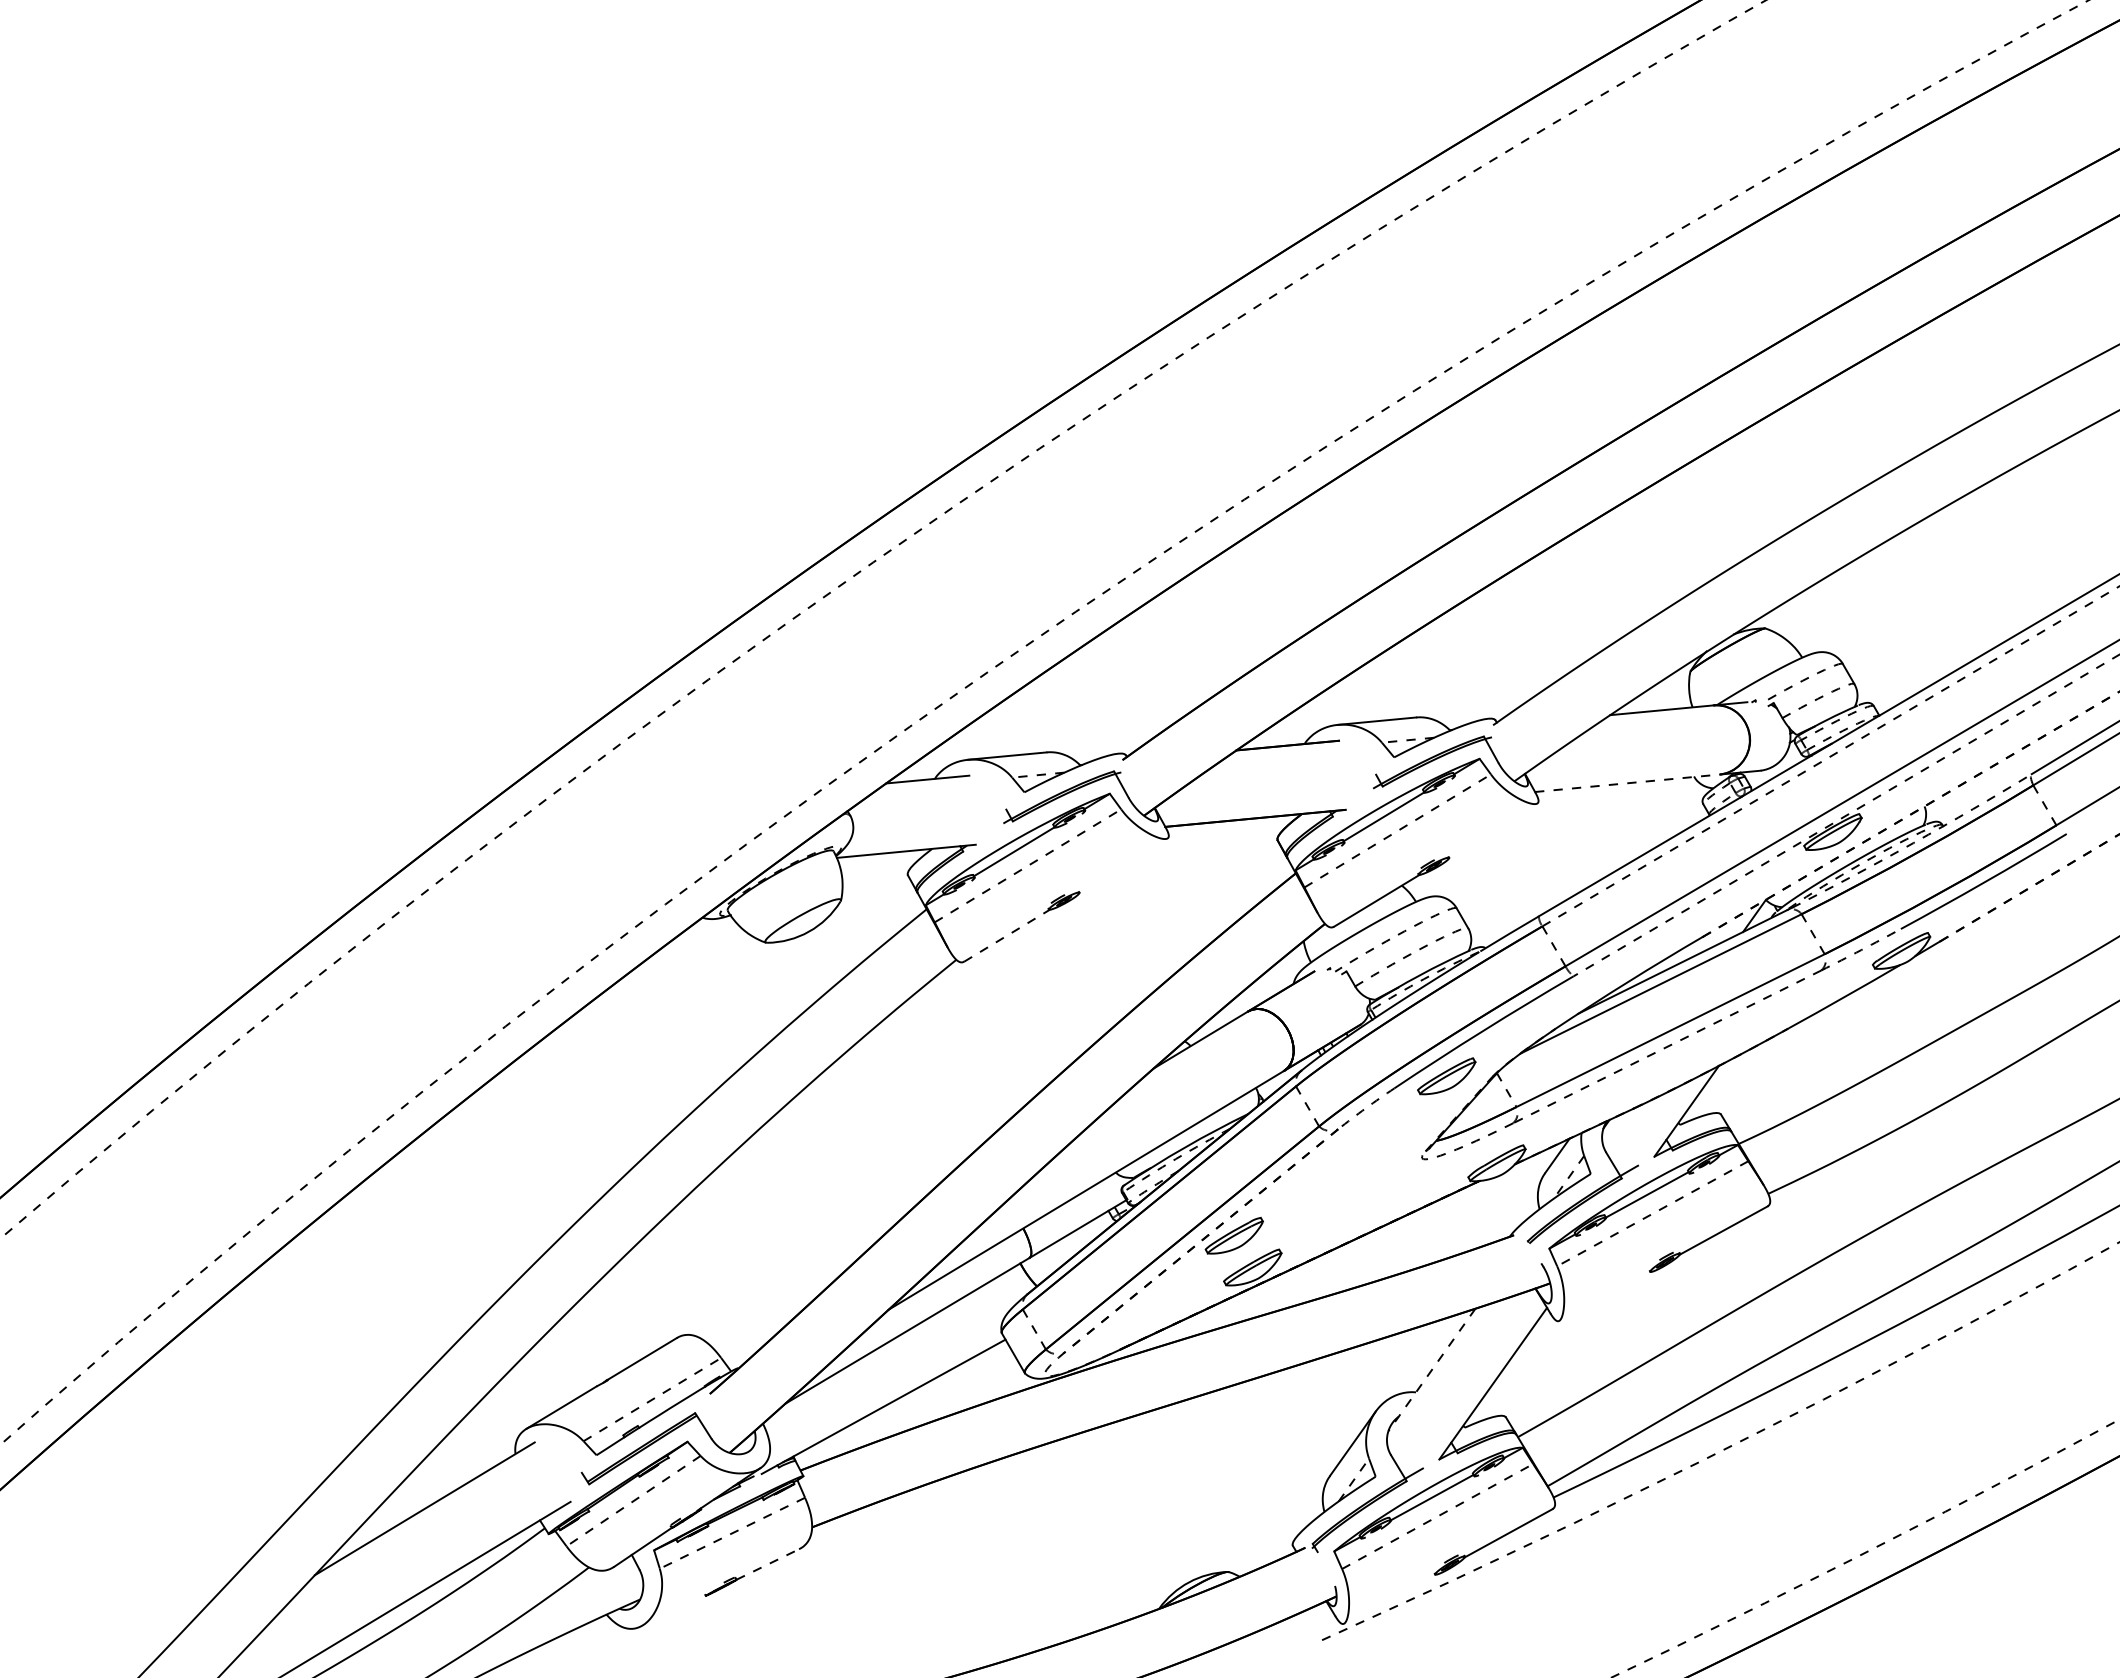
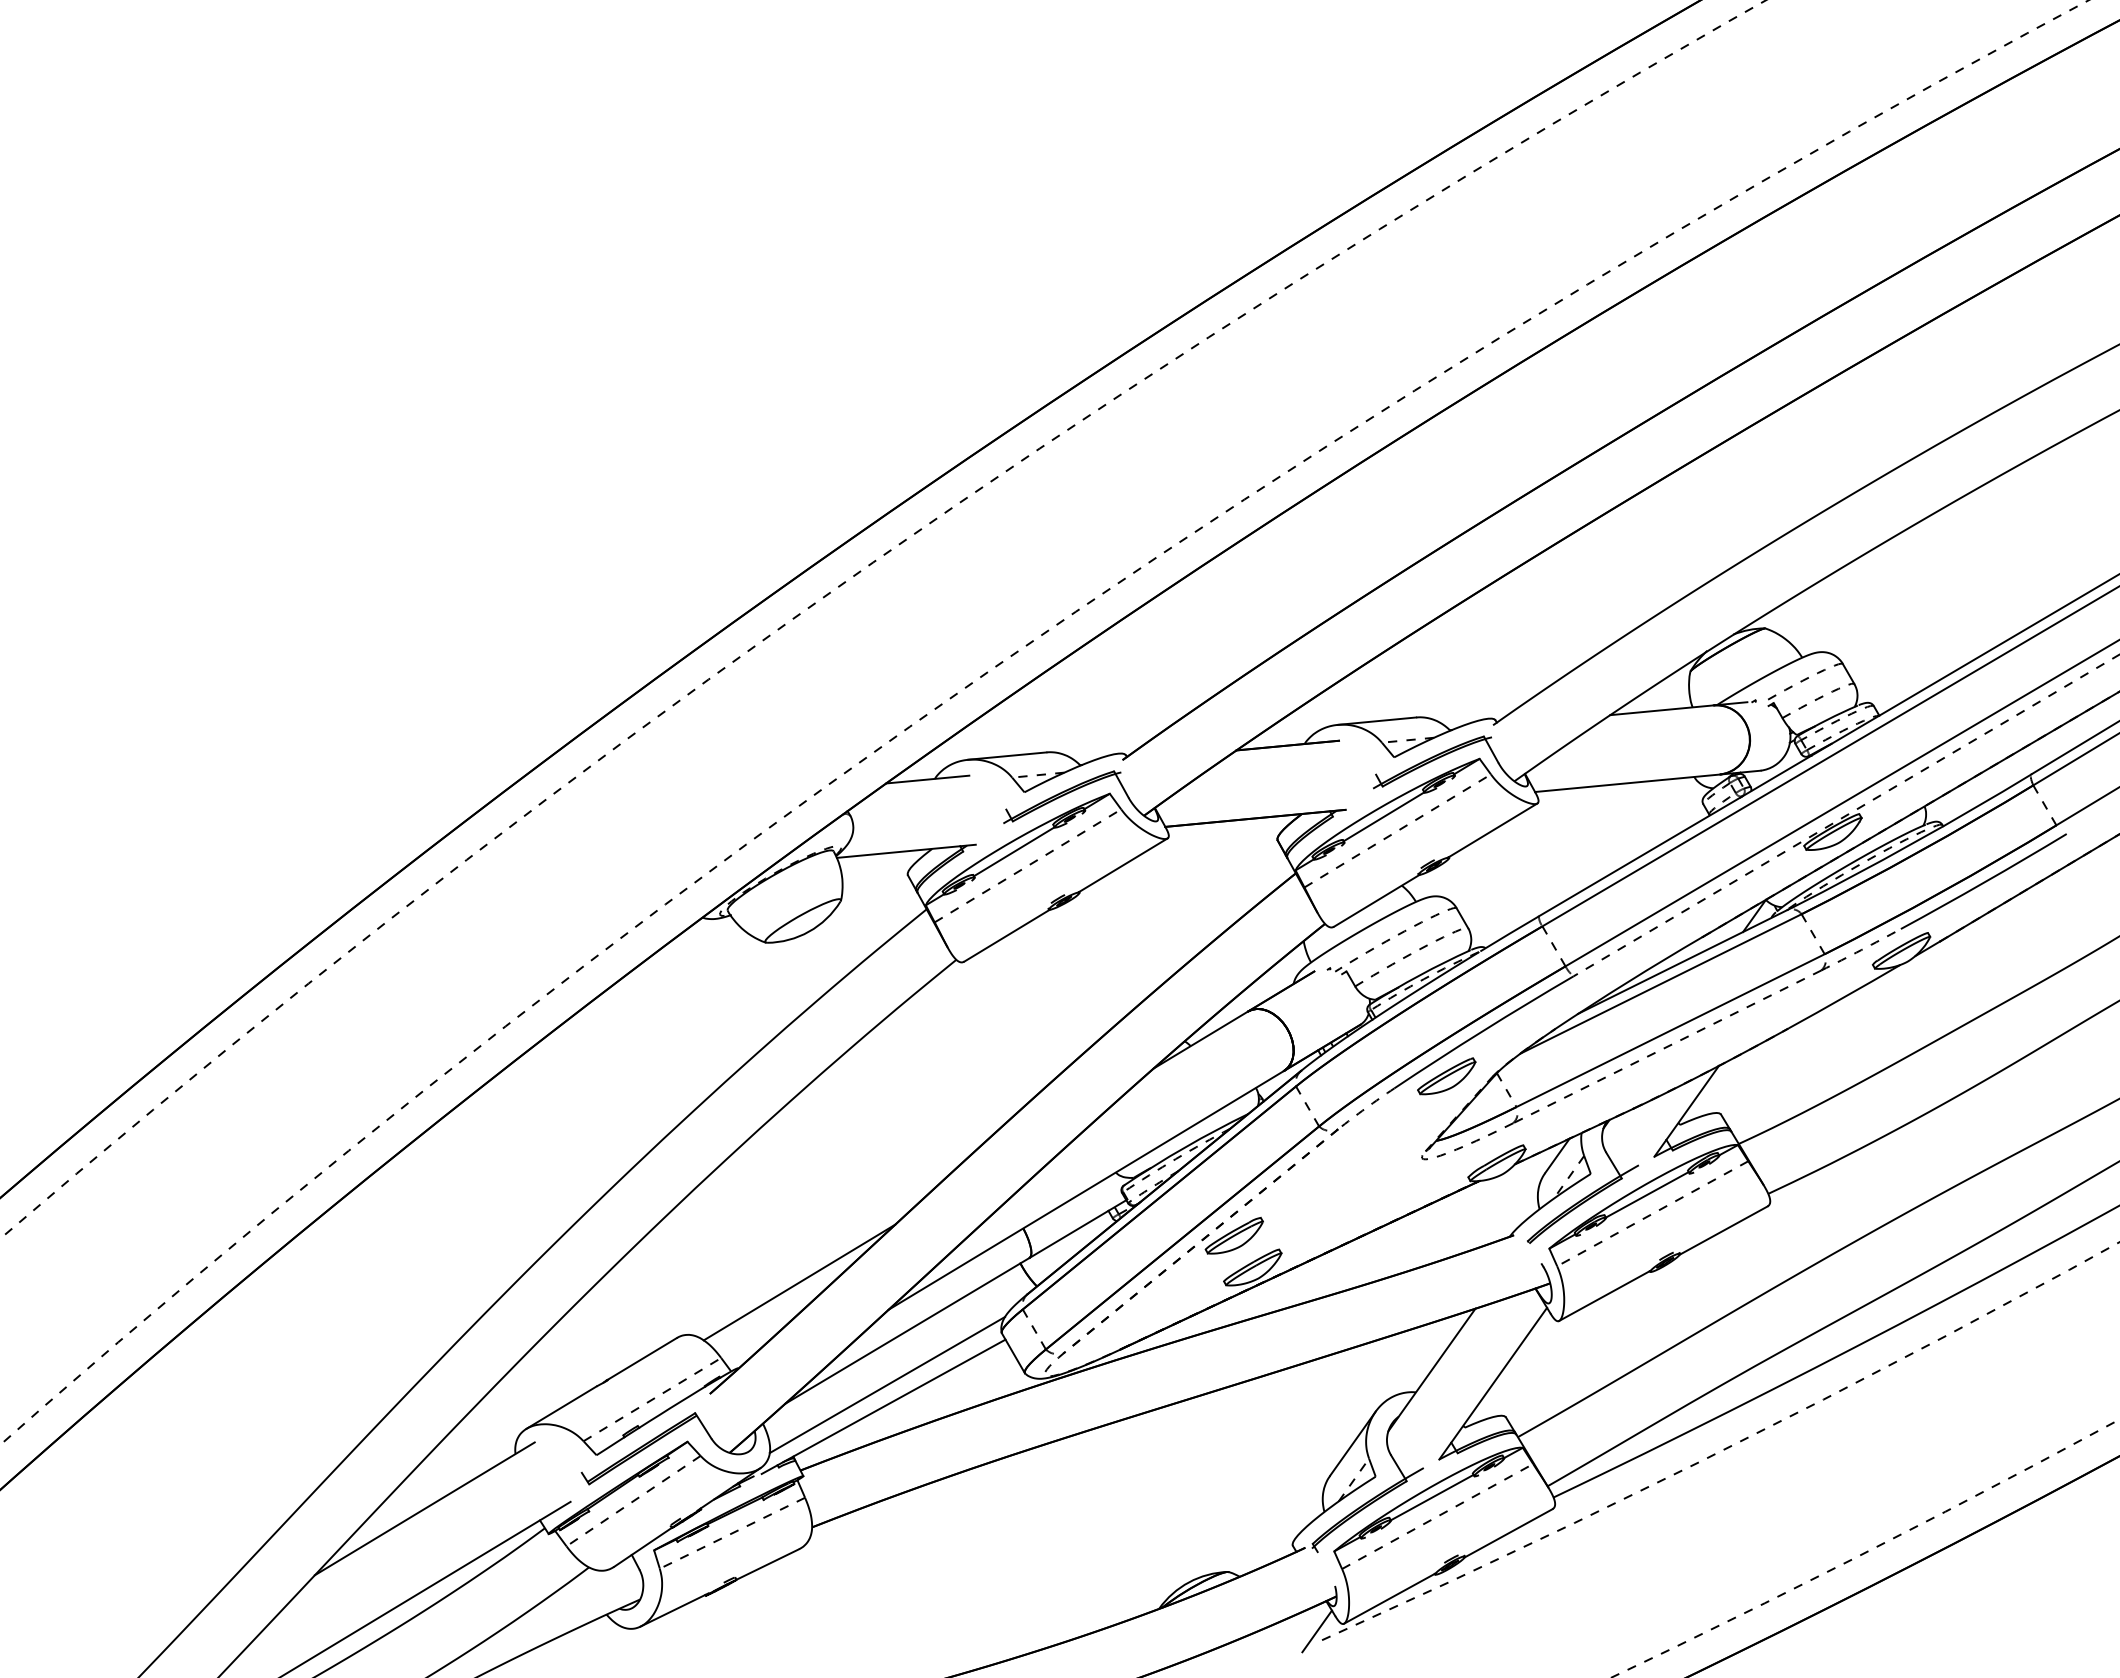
line: dashed -> solid (1830, 756)
line: dashed -> solid (1628, 783)
line: dashed -> solid (1911, 814)
line: none -> present (1492, 830)
arc: dashed -> solid (1913, 843)
line: none -> present (1123, 865)
line: dashed -> solid (2030, 887)
line: dashed -> solid (1007, 935)
line: none -> present (799, 1282)
line: none -> present (1604, 1296)
line: dashed -> solid (1431, 1370)
line: none -> present (887, 1384)
line: dashed -> solid (767, 1564)
line: none -> present (1388, 1598)
line: none -> present (674, 1609)
line: none -> present (1316, 1631)
